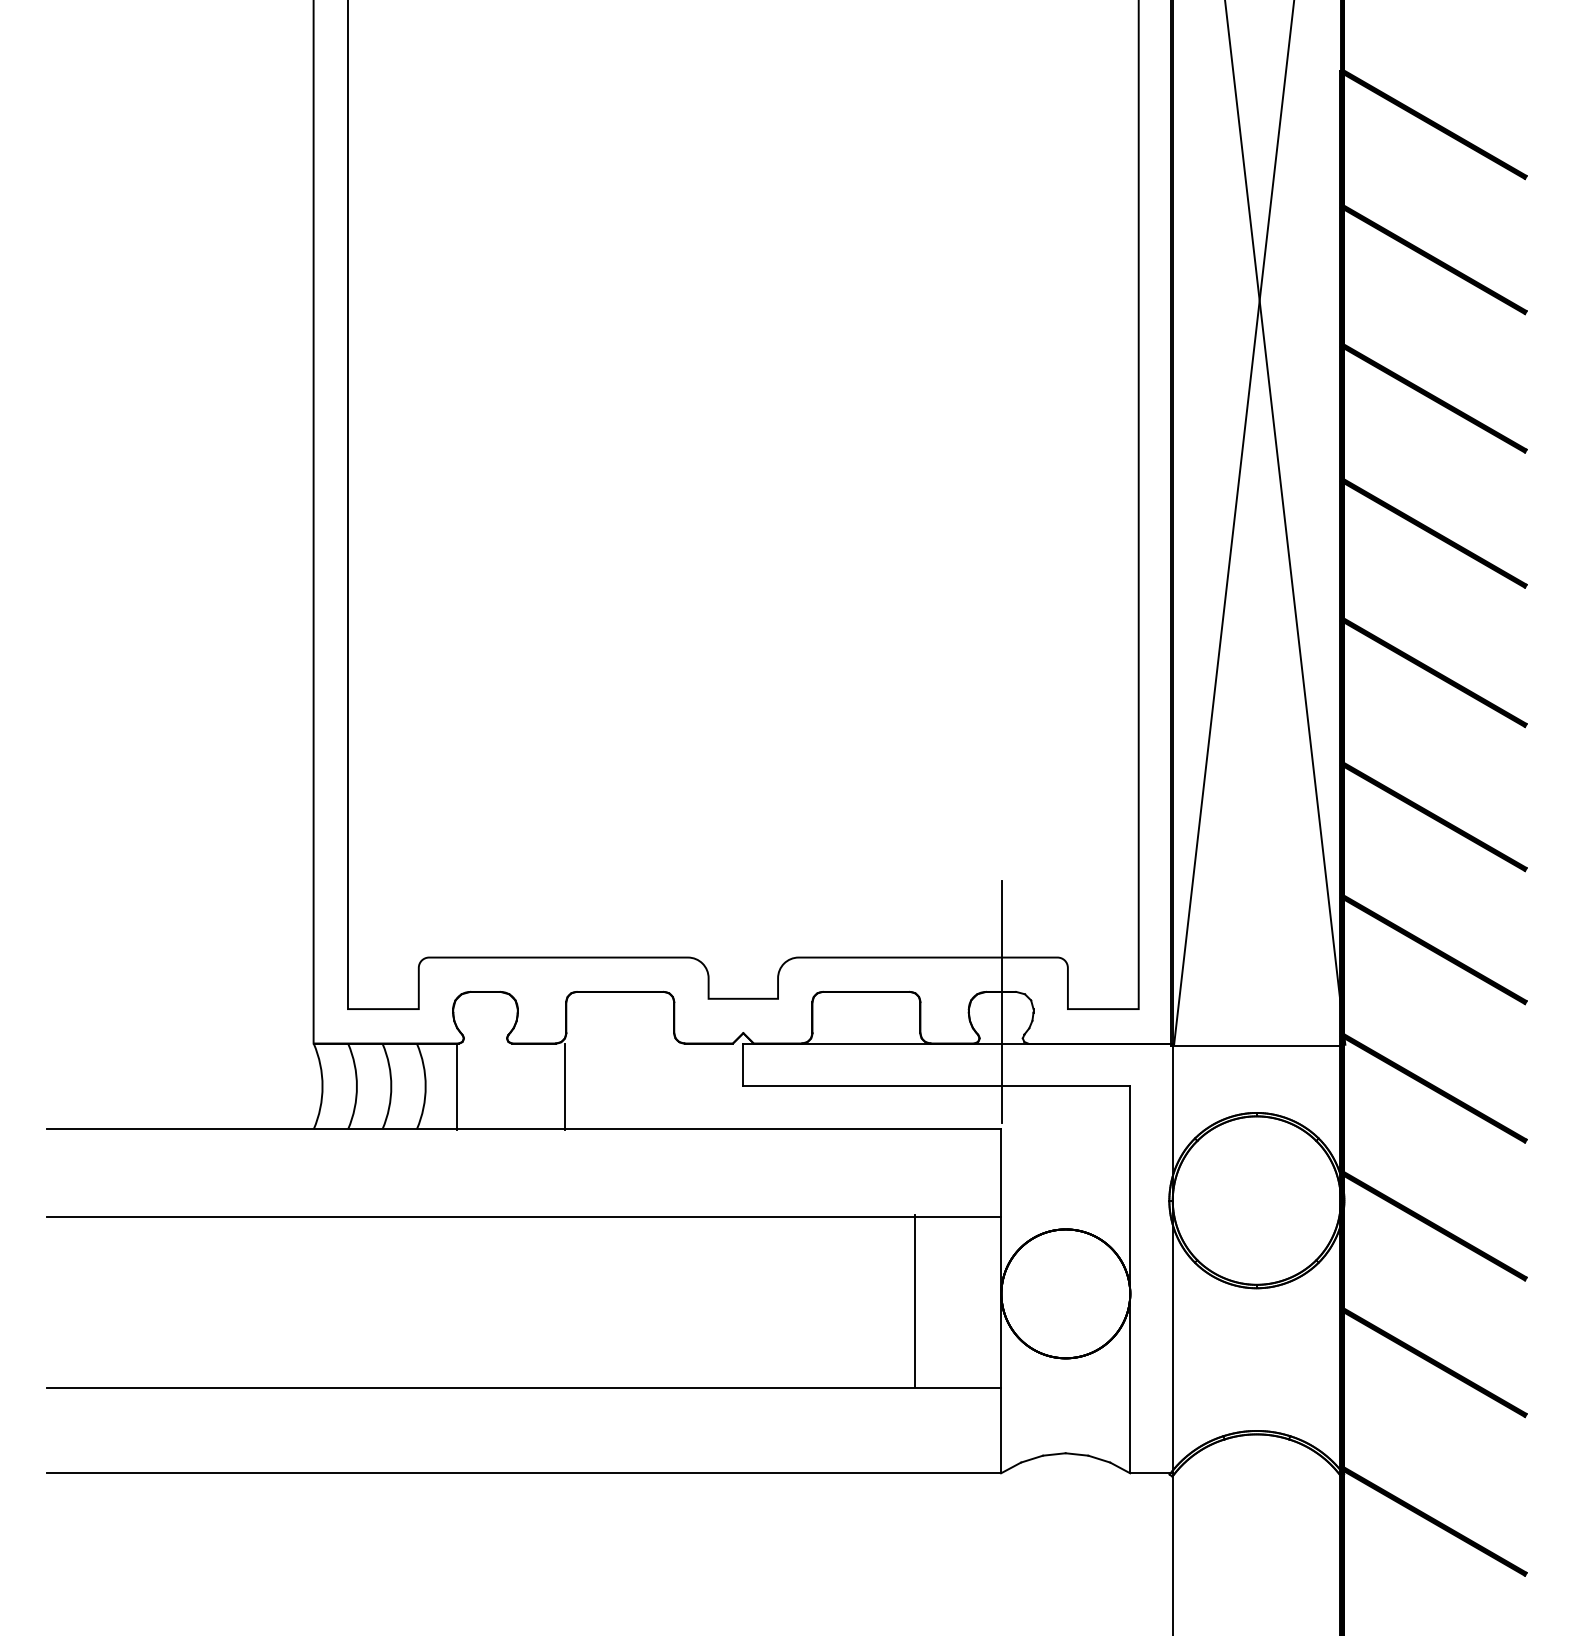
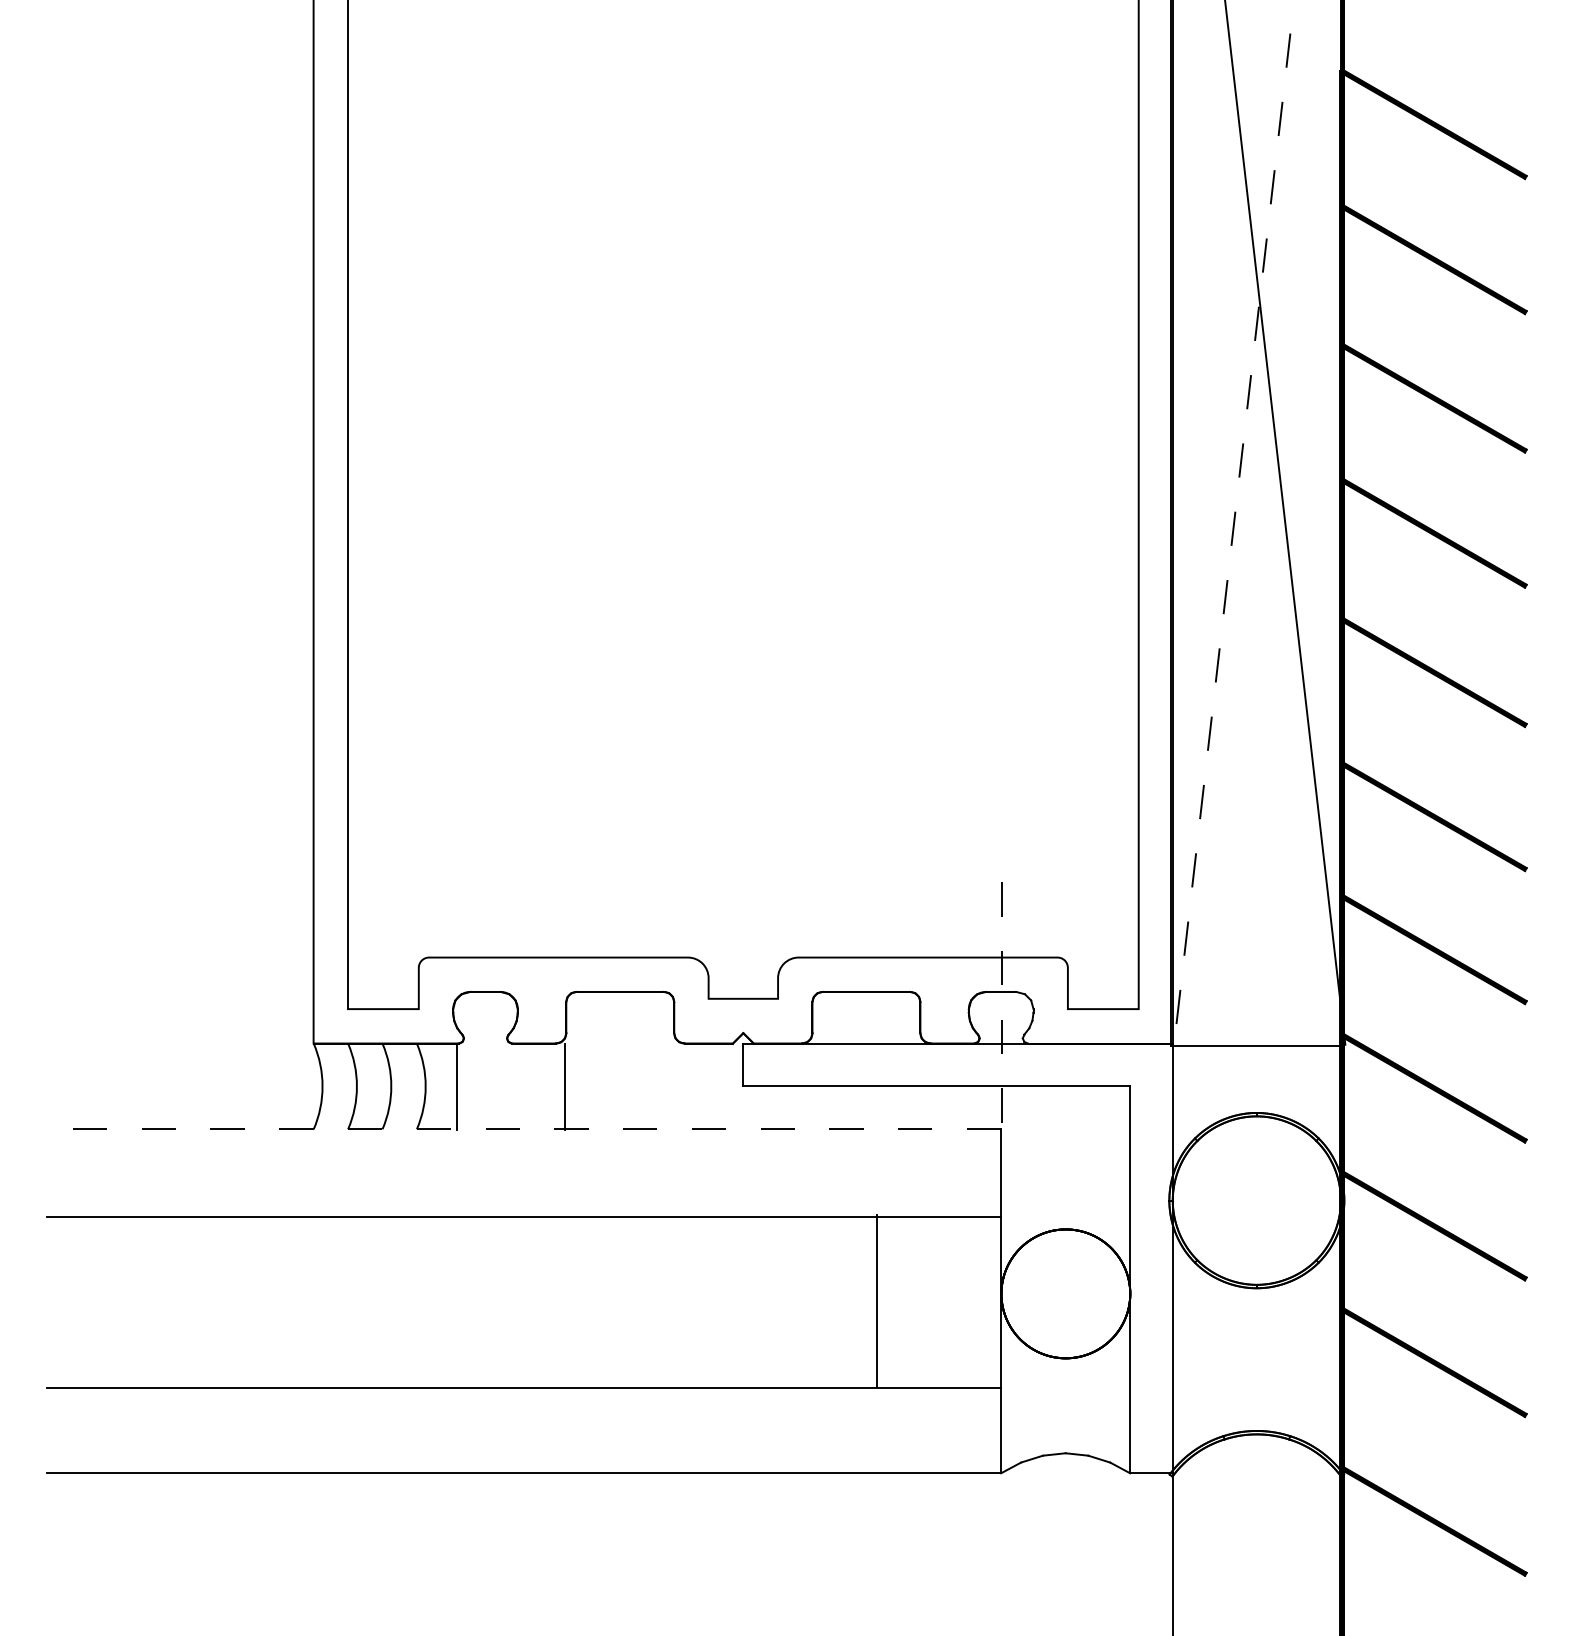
line: solid -> dashed (1234, 522)
line: solid -> dashed (1001, 1001)
line: solid -> dashed (524, 1129)
line position: (915, 1301) -> (877, 1301) (877, 1301)
